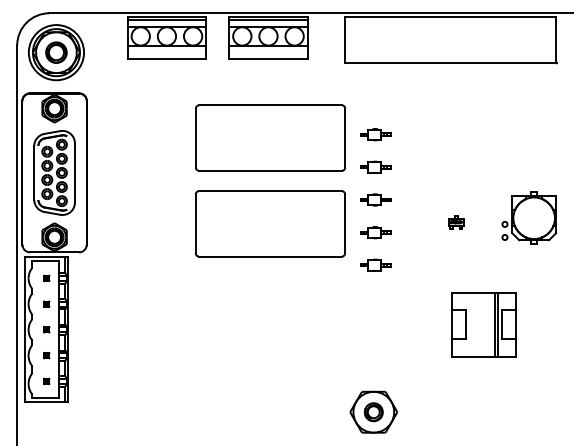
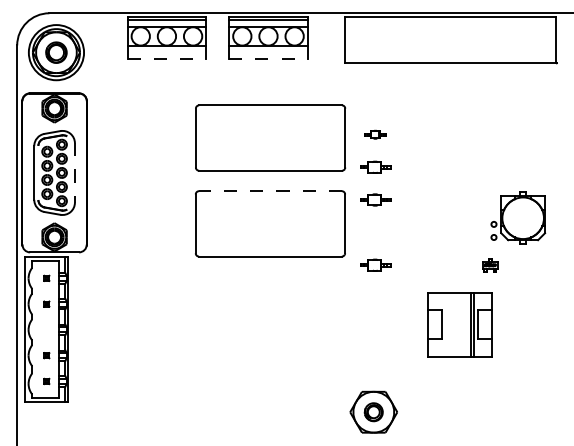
line: solid -> dashed (167, 59)
line: solid -> dashed (268, 59)
part size: 32x14 px -> 23x11 px (375, 134)
line: solid -> dashed (74, 172)
line: solid -> dashed (269, 191)
part position: (529, 217) -> (518, 217) (518, 217)
part position: (456, 222) -> (490, 265) (490, 265)
part: present -> none (375, 232)
part position: (483, 324) -> (459, 324) (459, 324)
part: present -> none (46, 329)
